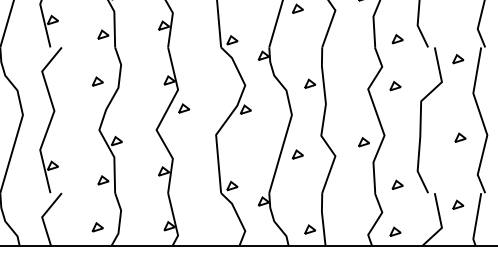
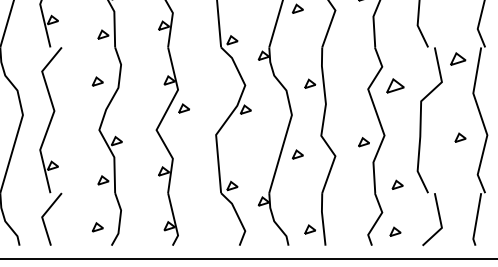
part: present -> none (397, 39)
part size: 13x11 px -> 17x14 px (458, 58)
part size: 13x11 px -> 19x16 px (395, 85)
part: present -> none (458, 204)
line position: (248, 245) -> (248, 258) (248, 258)
